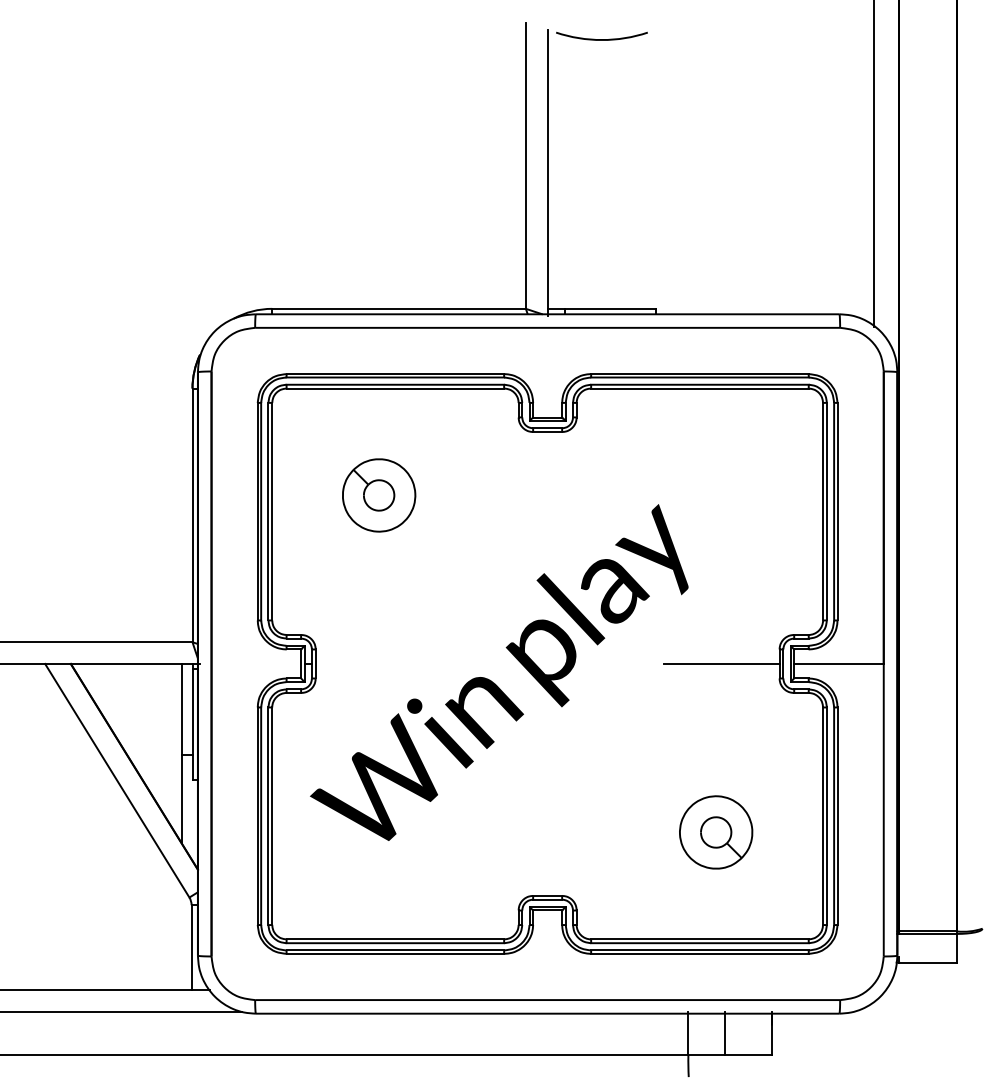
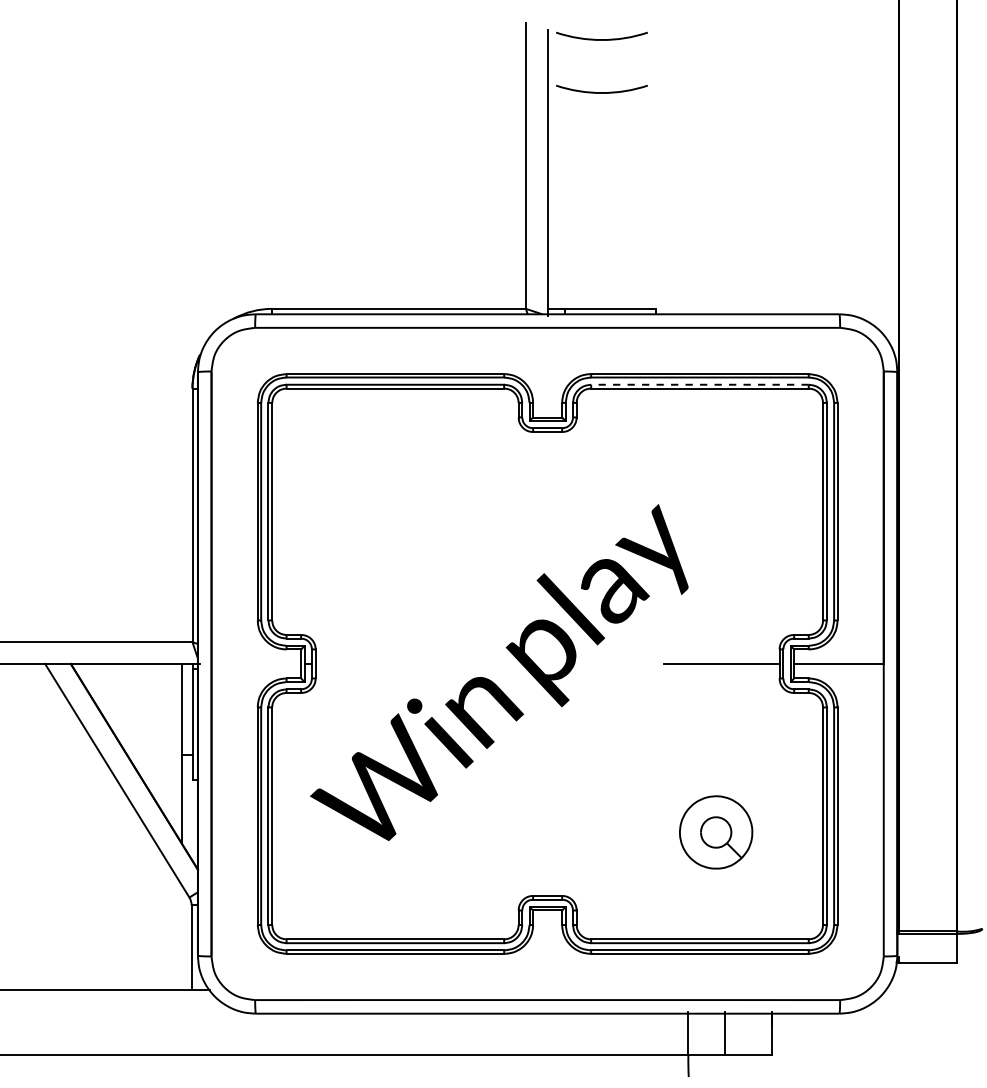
arc: none -> present (601, 92)
line: present -> none (873, 164)
line: solid -> dashed (699, 384)
part: present -> none (379, 495)
line: present -> none (122, 1011)
